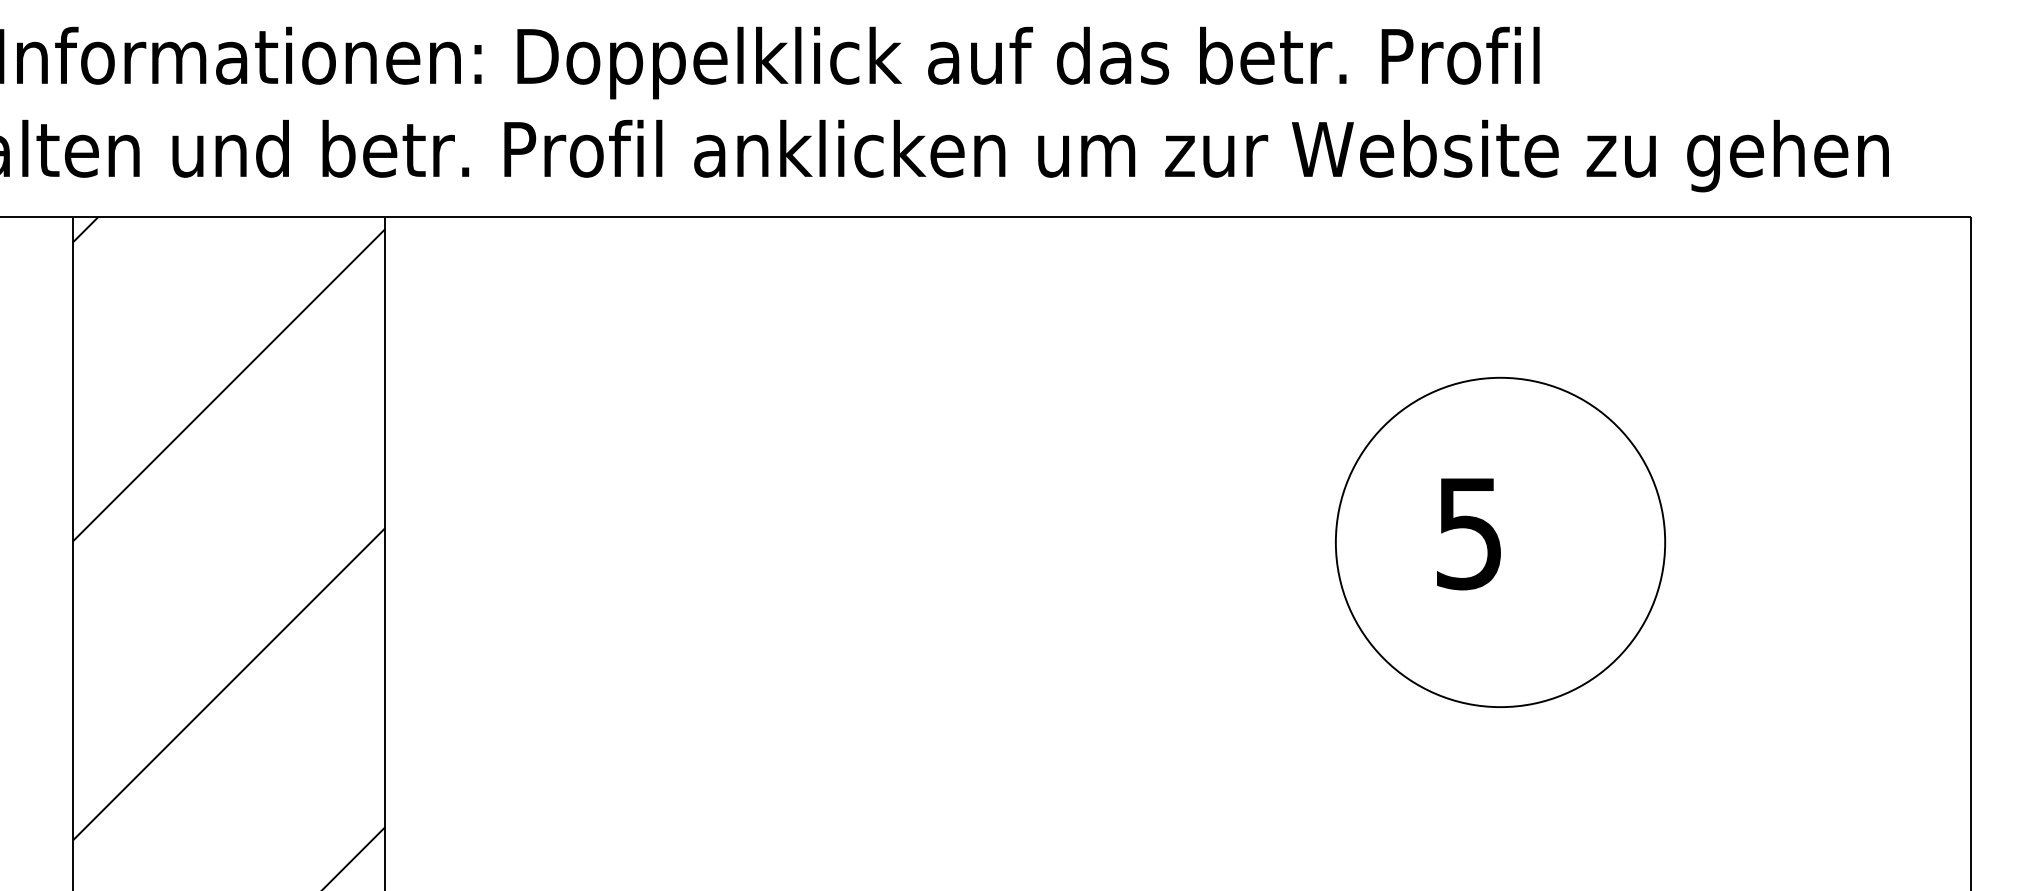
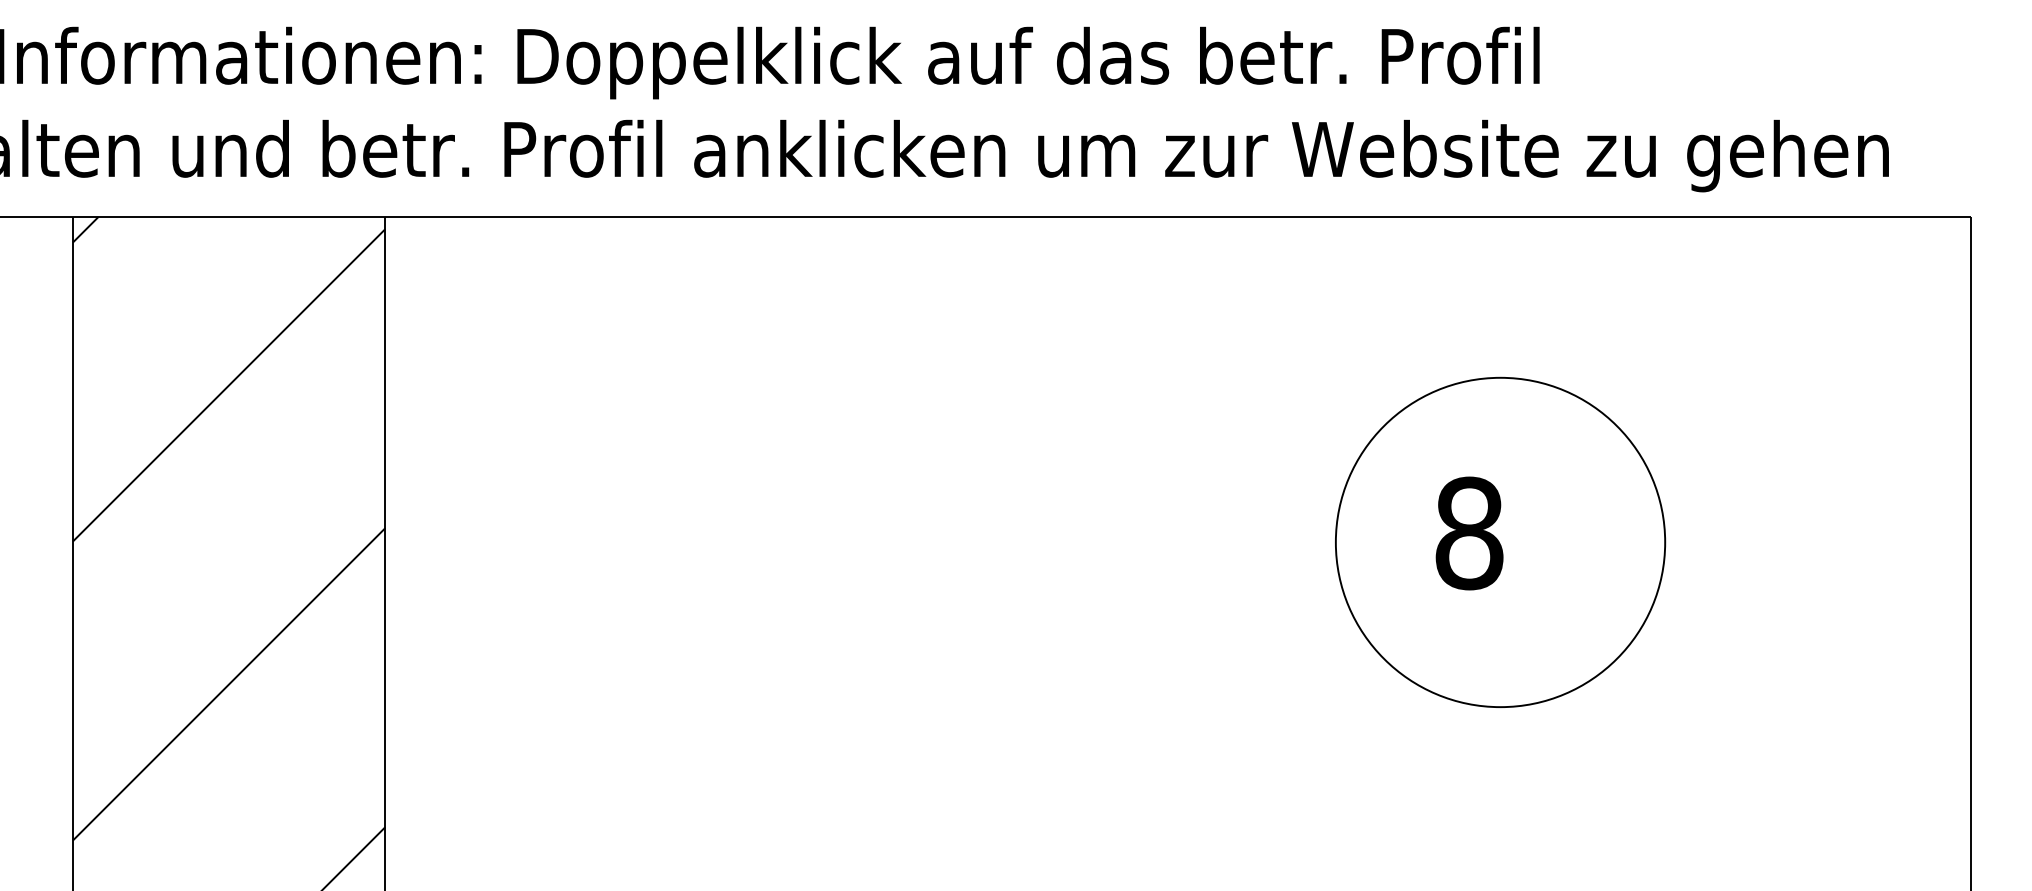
text: 5 -> 8 (1469, 533)
